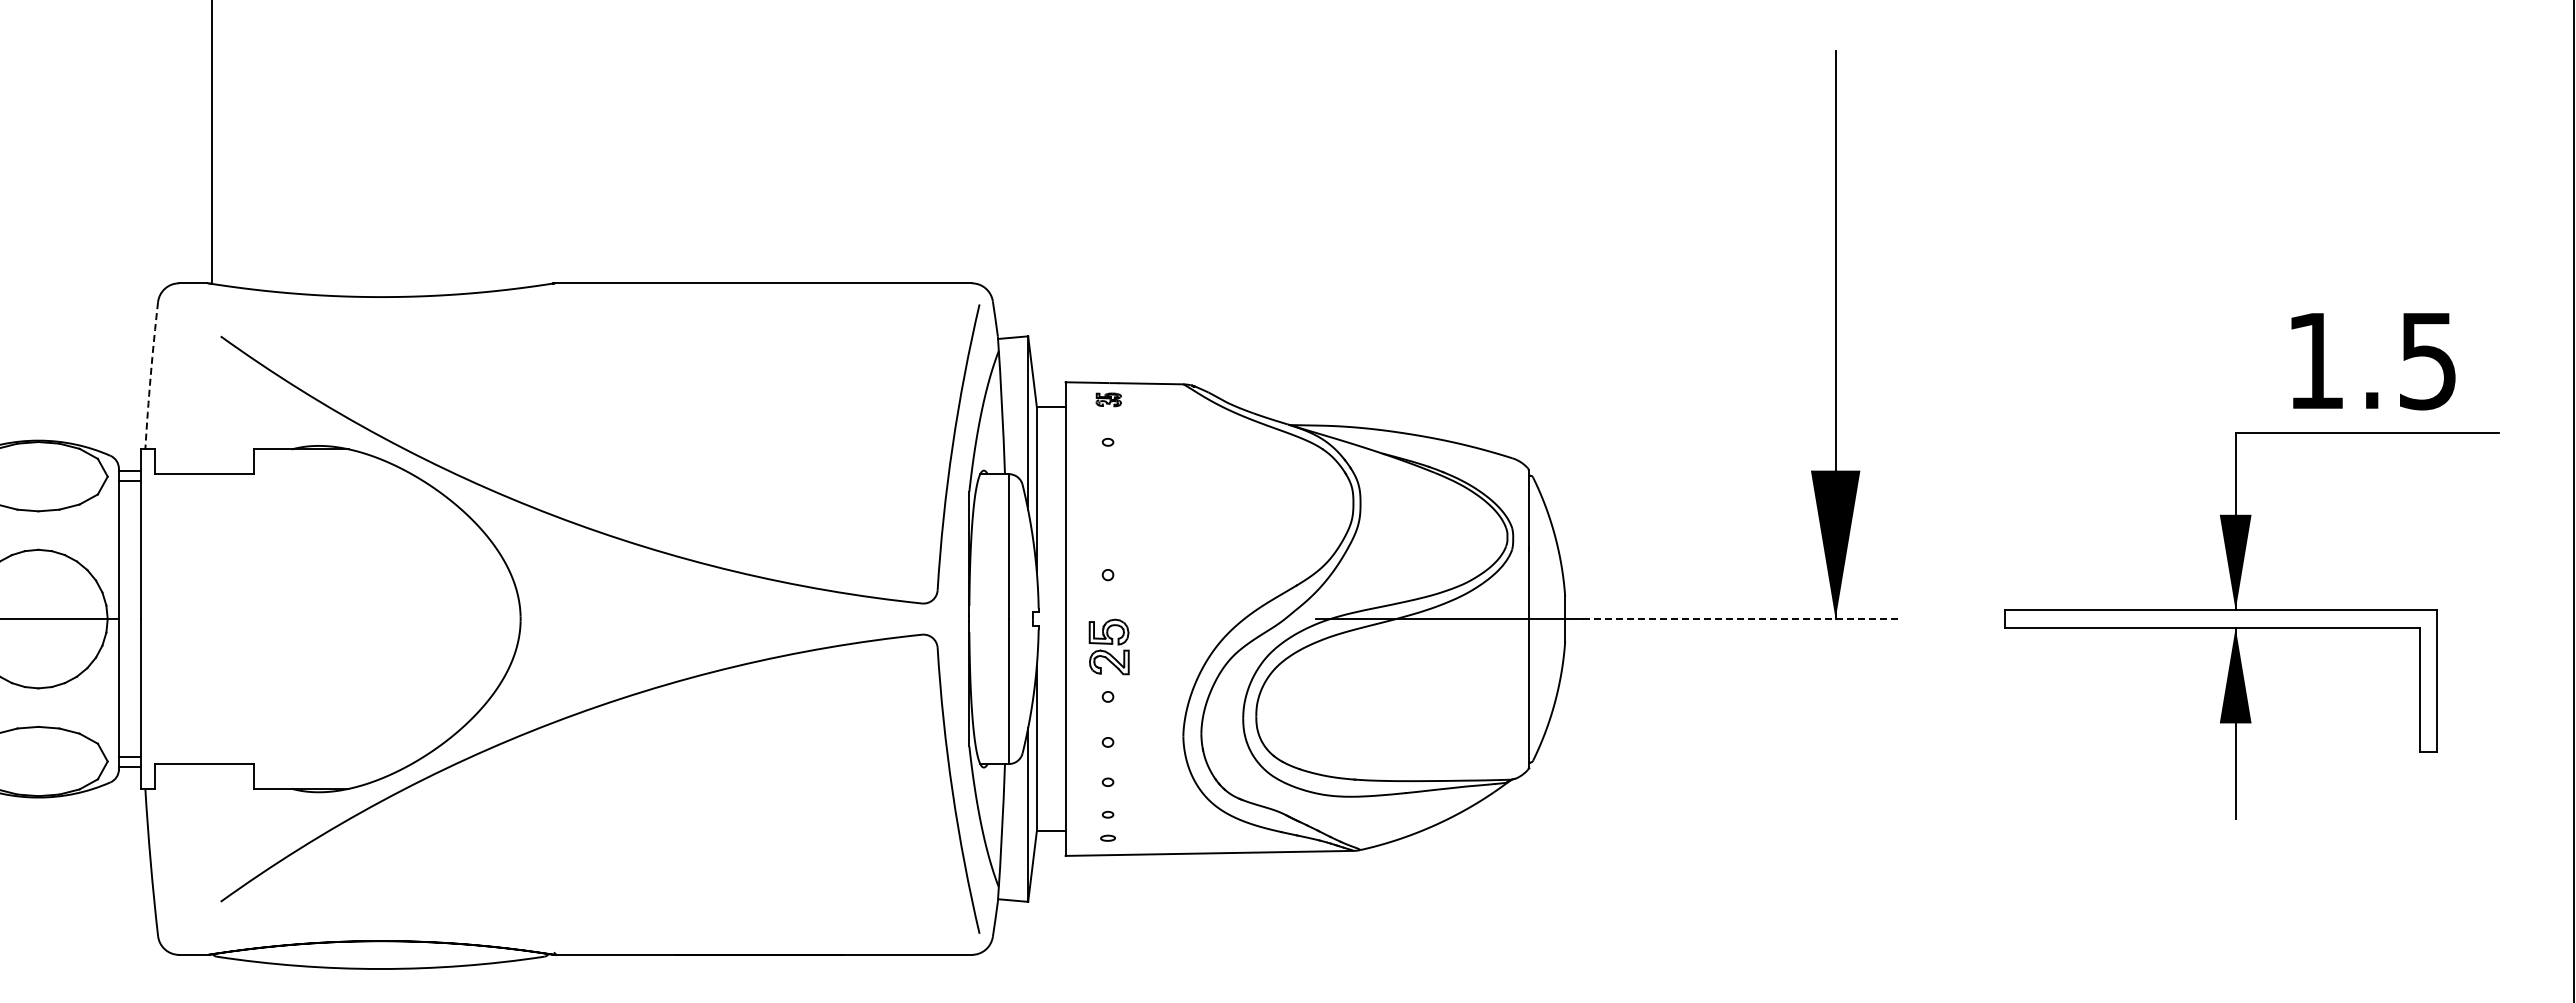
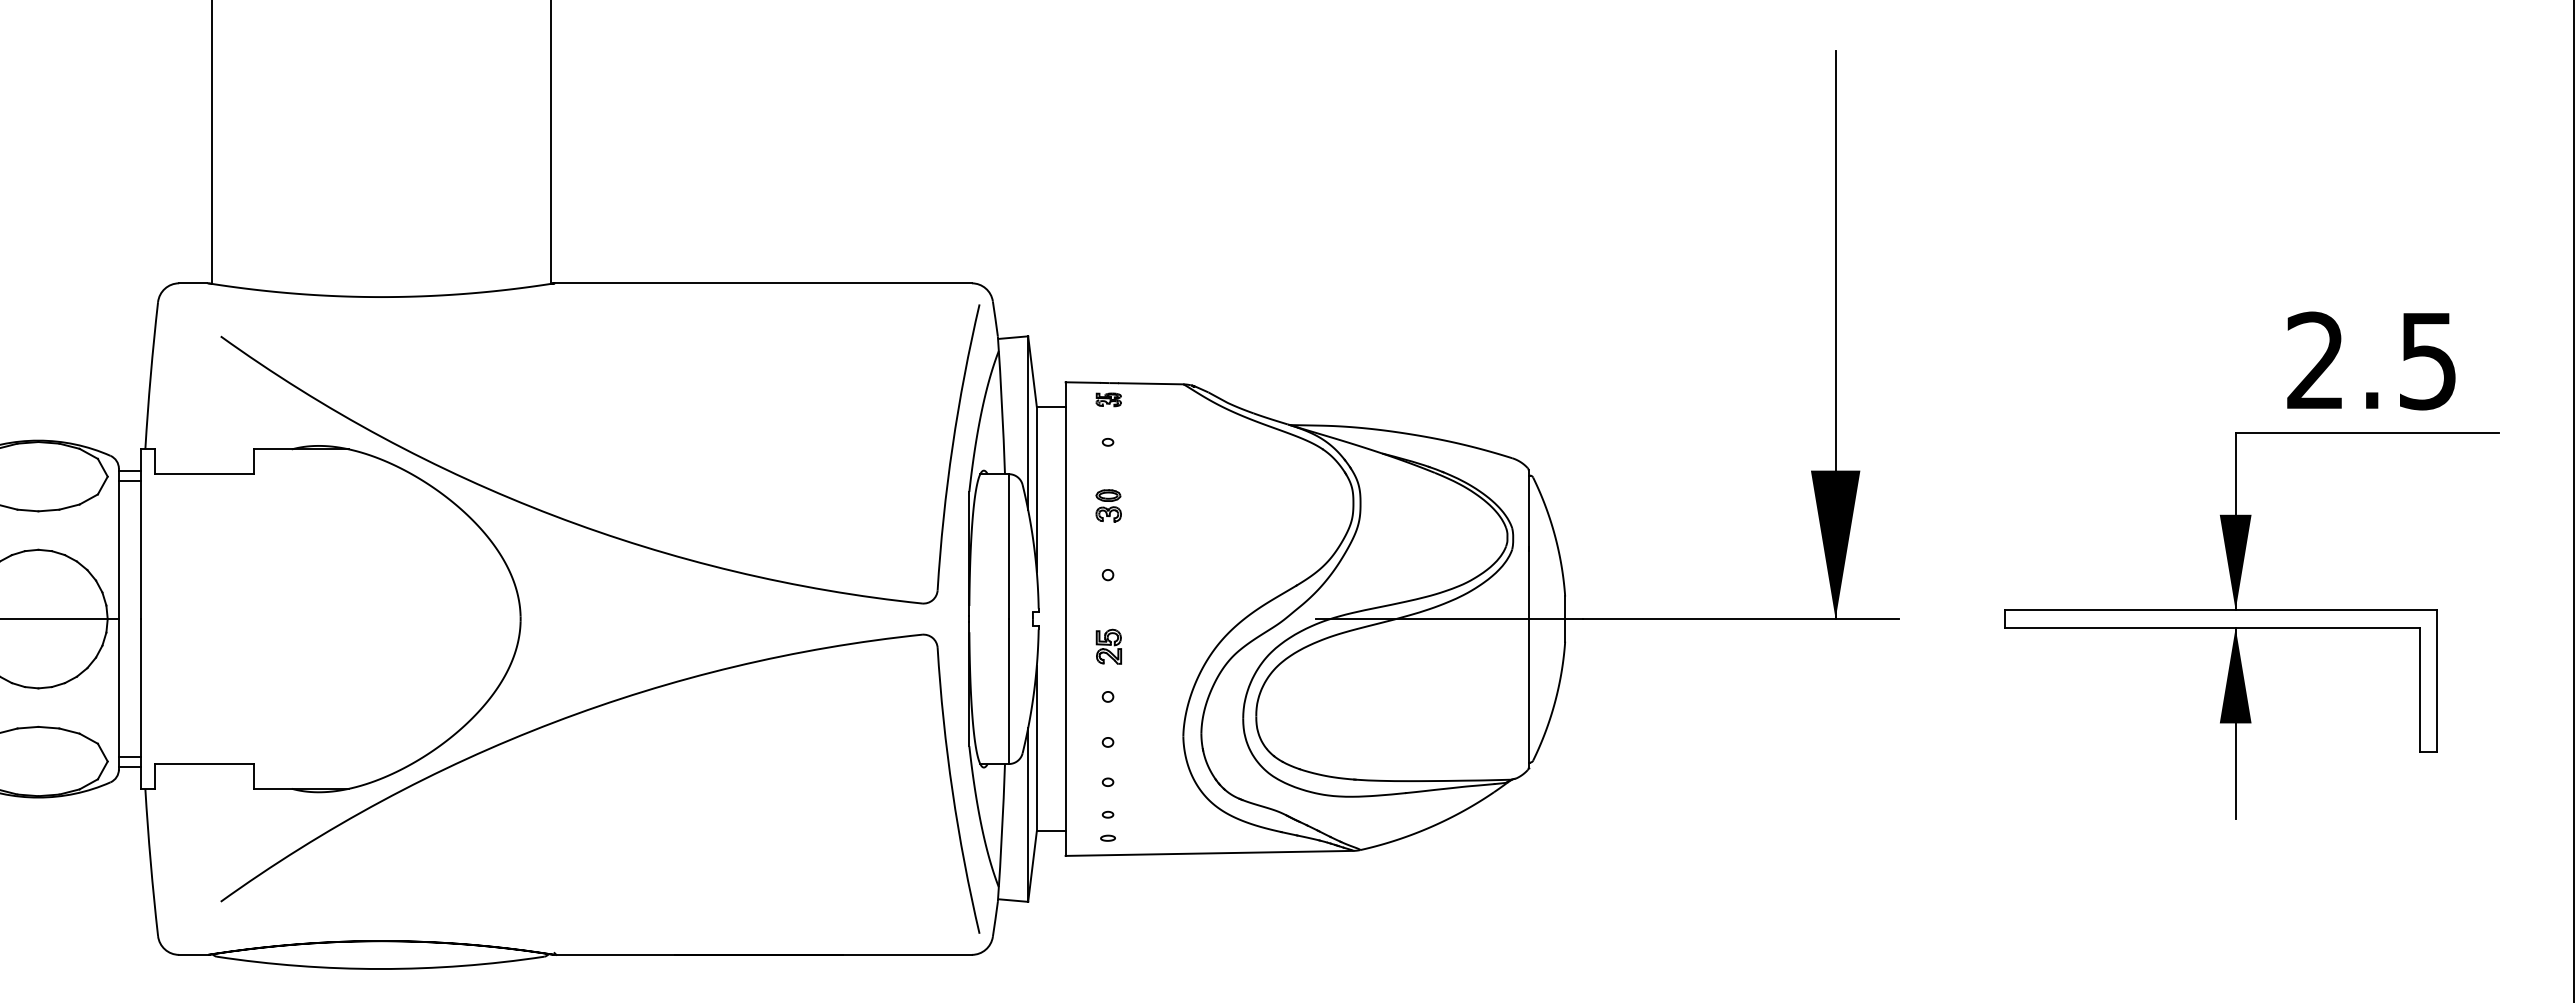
line: none -> present (551, 142)
text: 1.5 -> 2.5 (2314, 359)
arc: dashed -> solid (150, 375)
part: none -> present (1108, 505)
line: dashed -> solid (1741, 619)
part size: 42x58 px -> 27x37 px (1108, 646)
